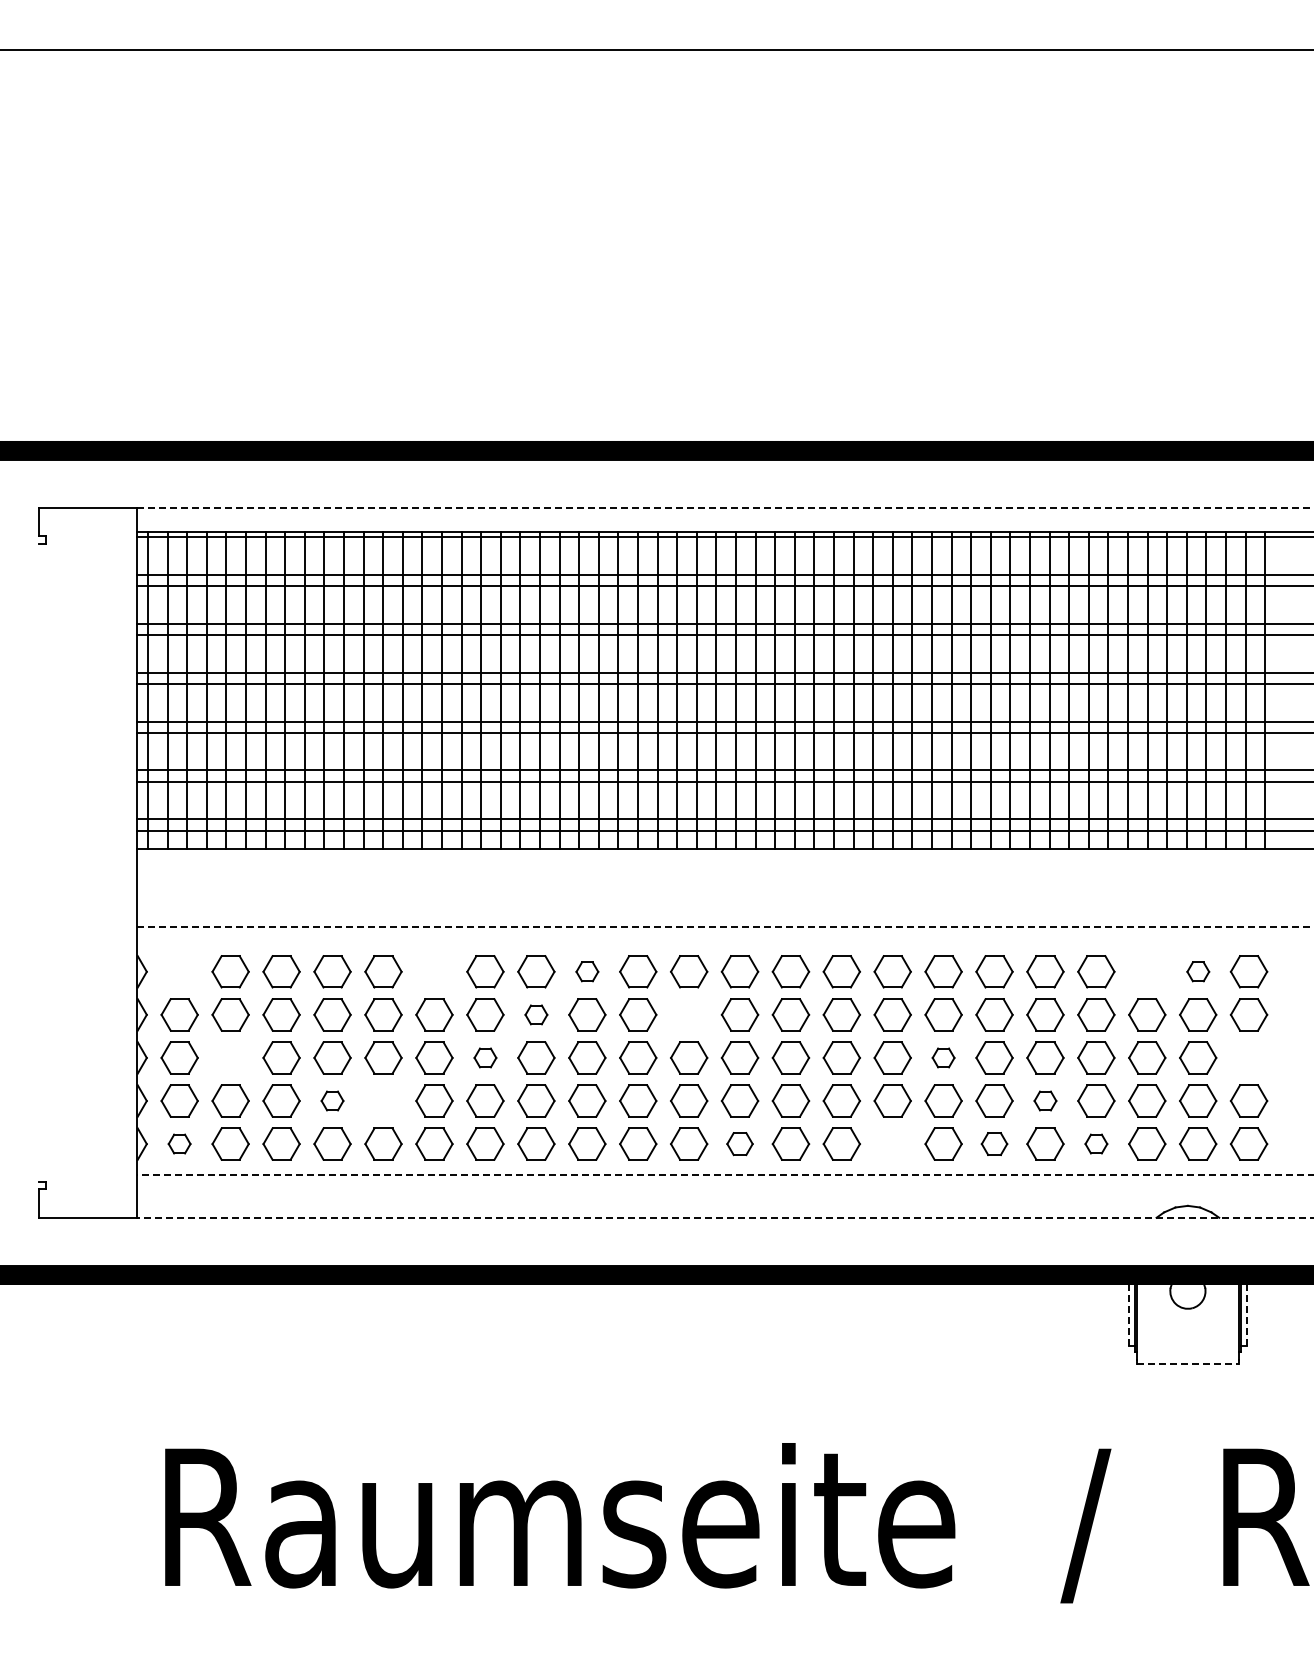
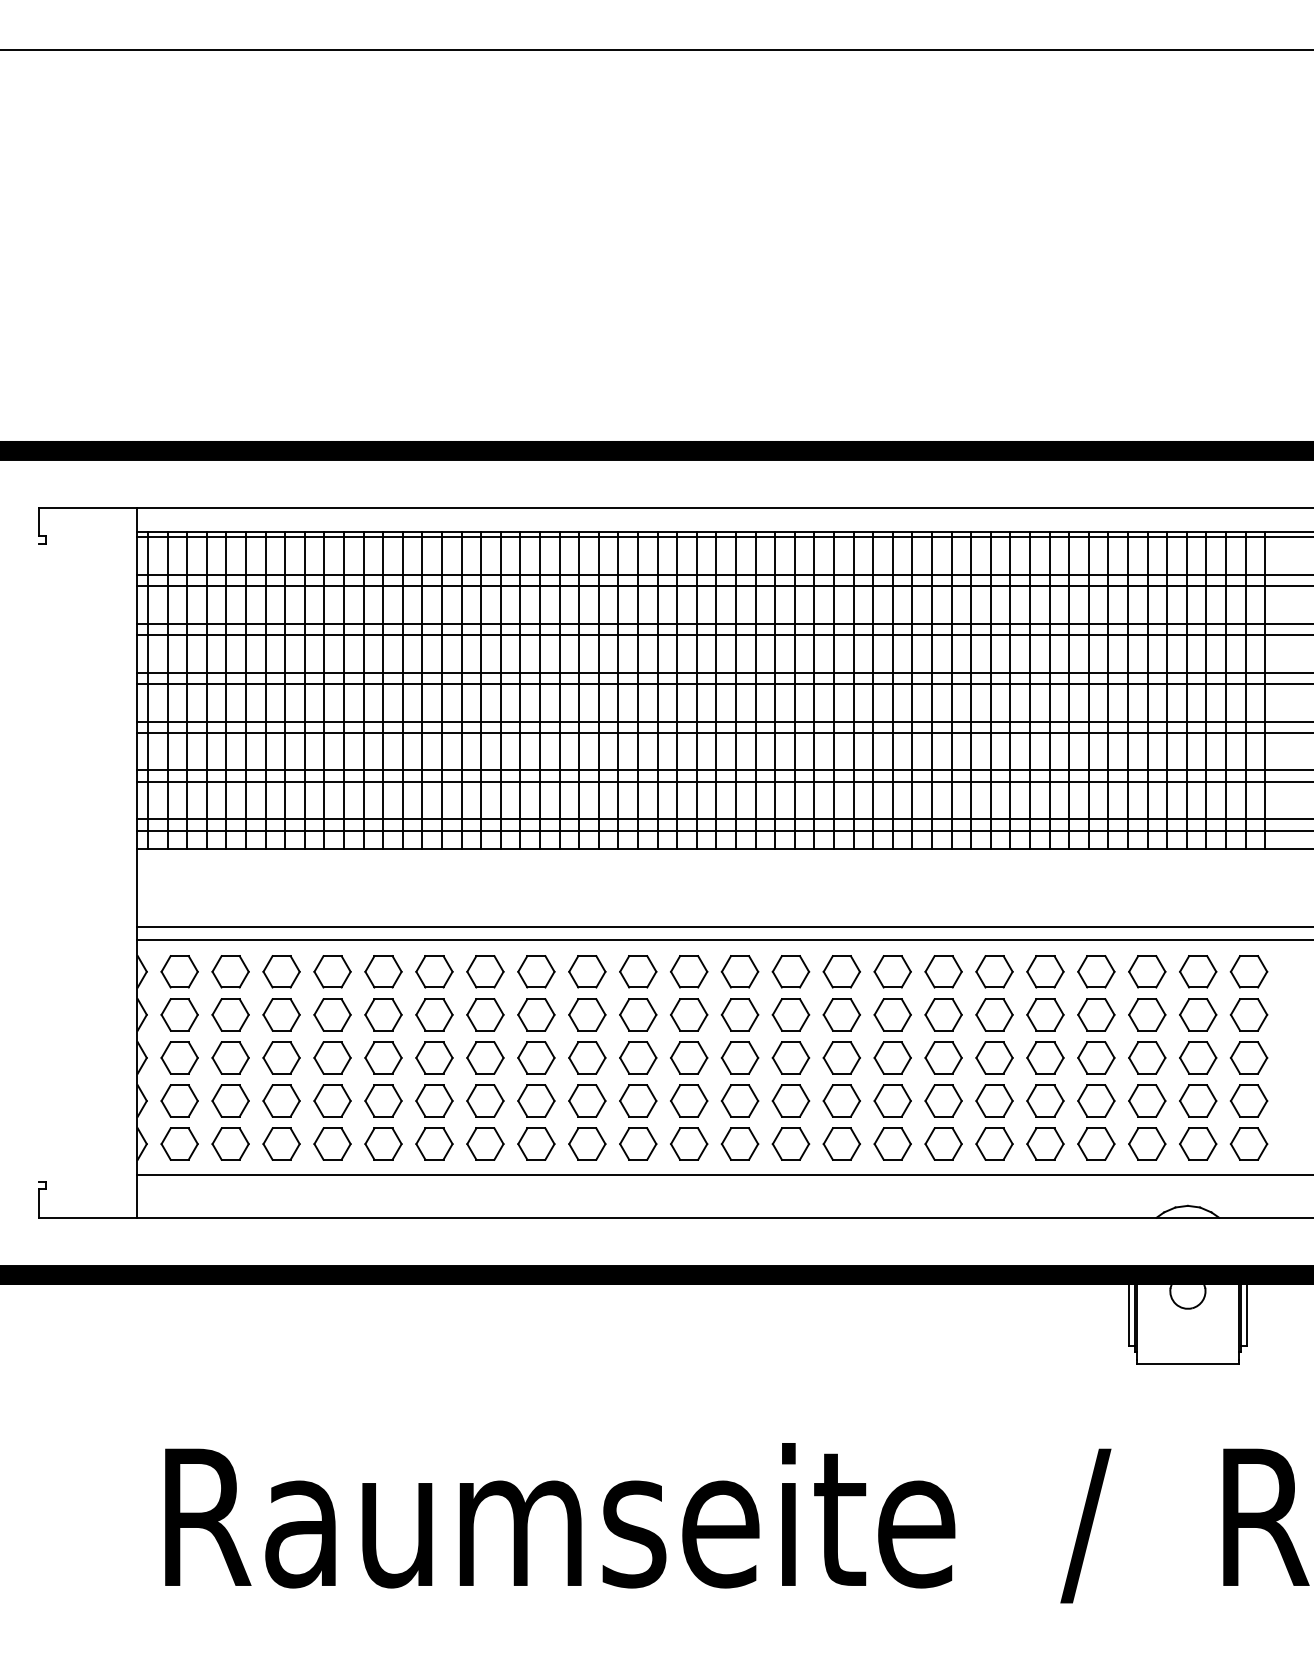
line: dashed -> solid (725, 508)
line: dashed -> solid (725, 927)
line: none -> present (723, 940)
part: none -> present (179, 971)
part: none -> present (434, 971)
part size: 25x22 px -> 39x34 px (587, 971)
part: none -> present (1147, 971)
part size: 25x22 px -> 39x34 px (1198, 971)
part size: 25x22 px -> 39x34 px (536, 1014)
part: none -> present (689, 1014)
part: none -> present (230, 1057)
part size: 25x22 px -> 39x34 px (485, 1057)
part size: 25x22 px -> 39x34 px (943, 1057)
part: none -> present (1248, 1057)
part size: 25x22 px -> 39x34 px (332, 1100)
part: none -> present (383, 1100)
part size: 25x22 px -> 39x34 px (1045, 1100)
part size: 25x22 px -> 39x34 px (179, 1143)
part: none -> present (892, 1143)
part size: 29x24 px -> 39x34 px (994, 1143)
part size: 25x22 px -> 39x34 px (1096, 1143)
part size: 28x25 px -> 40x34 px (739, 1143)
line: dashed -> solid (725, 1175)
line: dashed -> solid (725, 1217)
line: dashed -> solid (1129, 1315)
line: dashed -> solid (1246, 1315)
line: dashed -> solid (1187, 1363)
